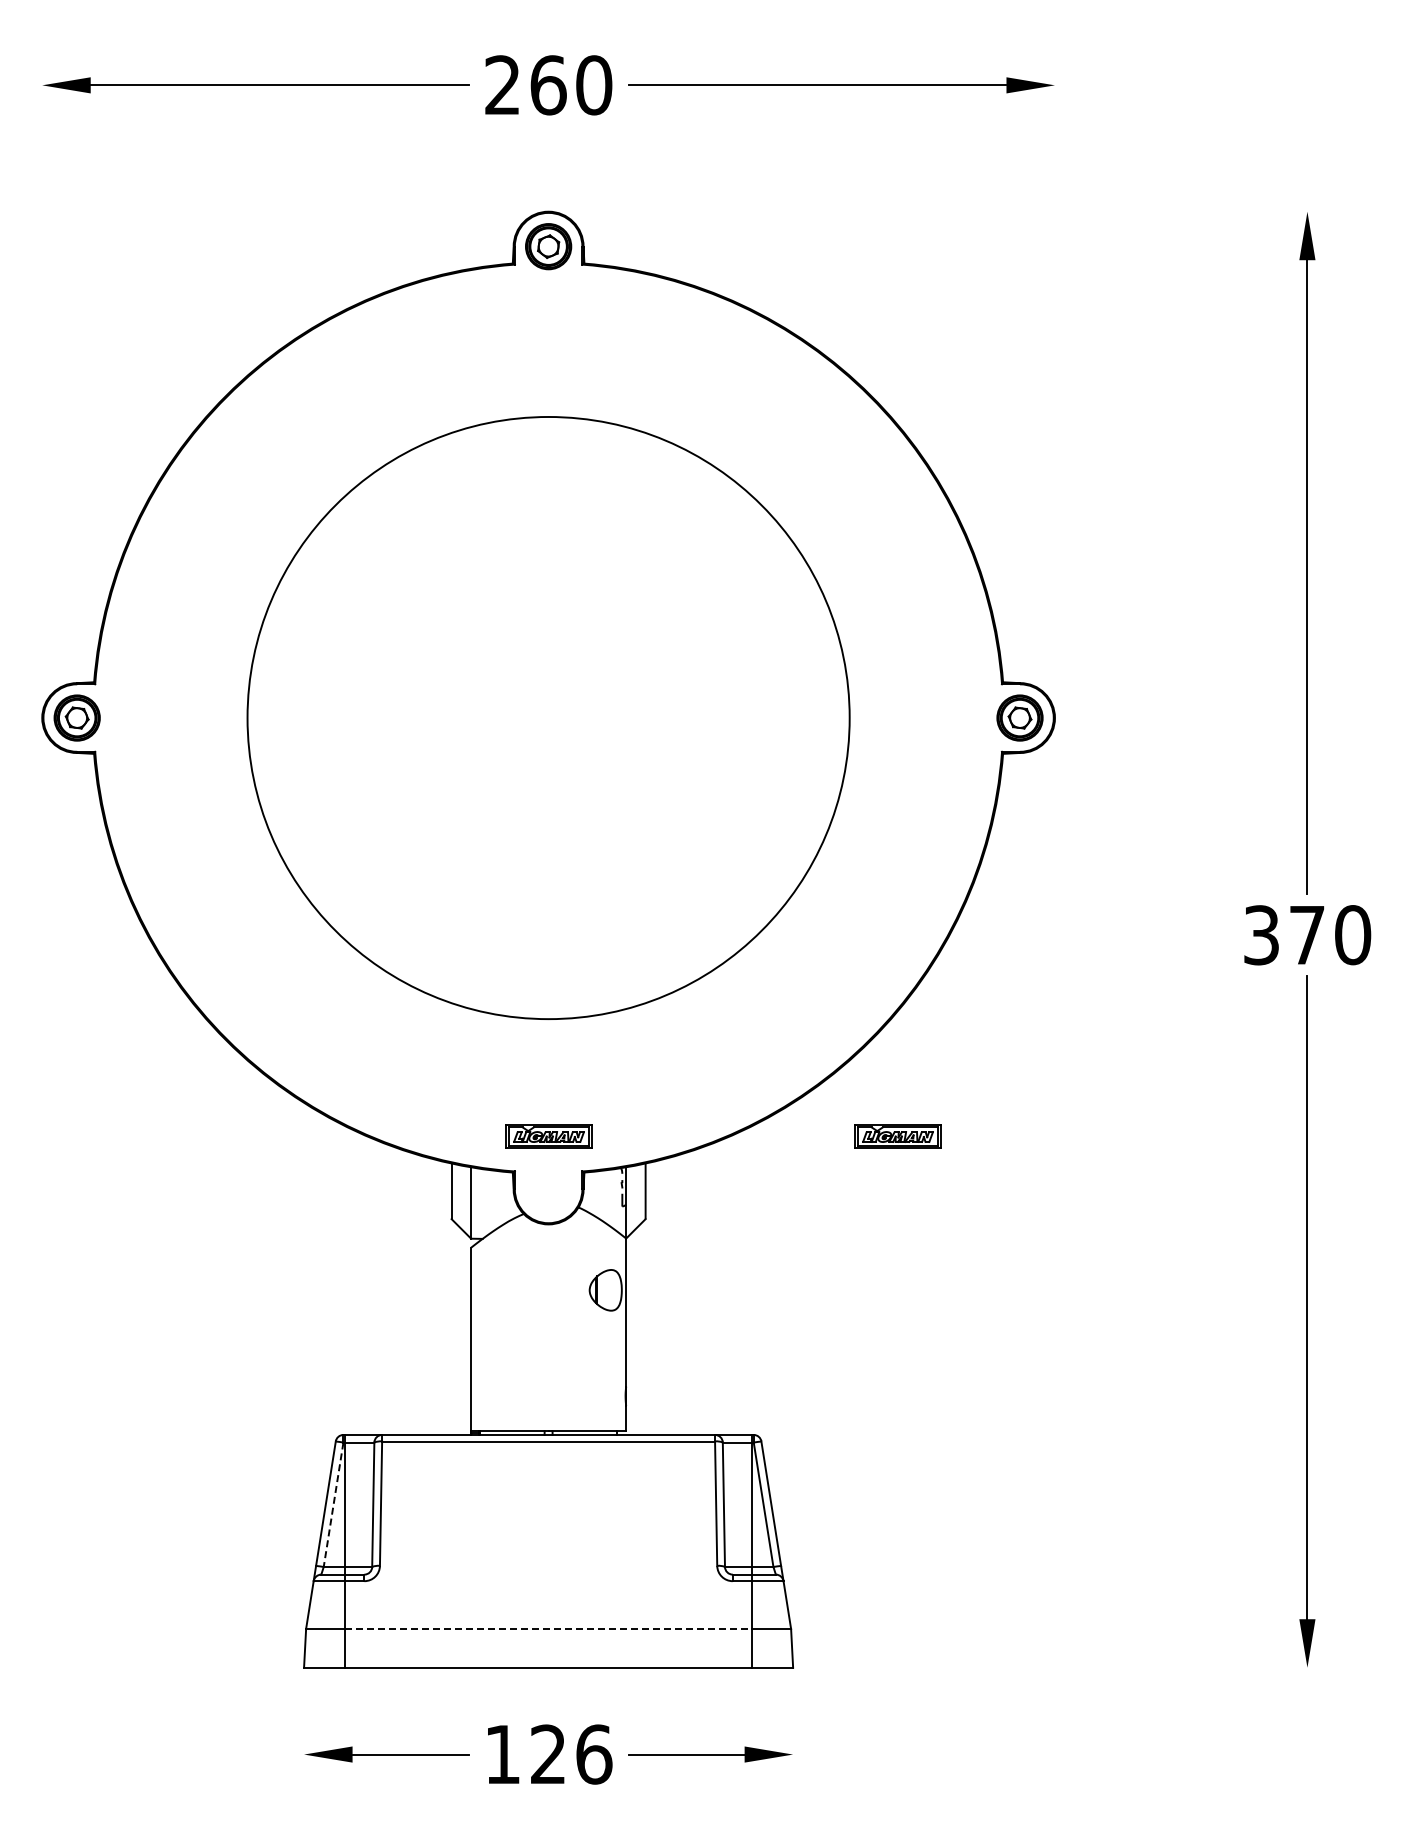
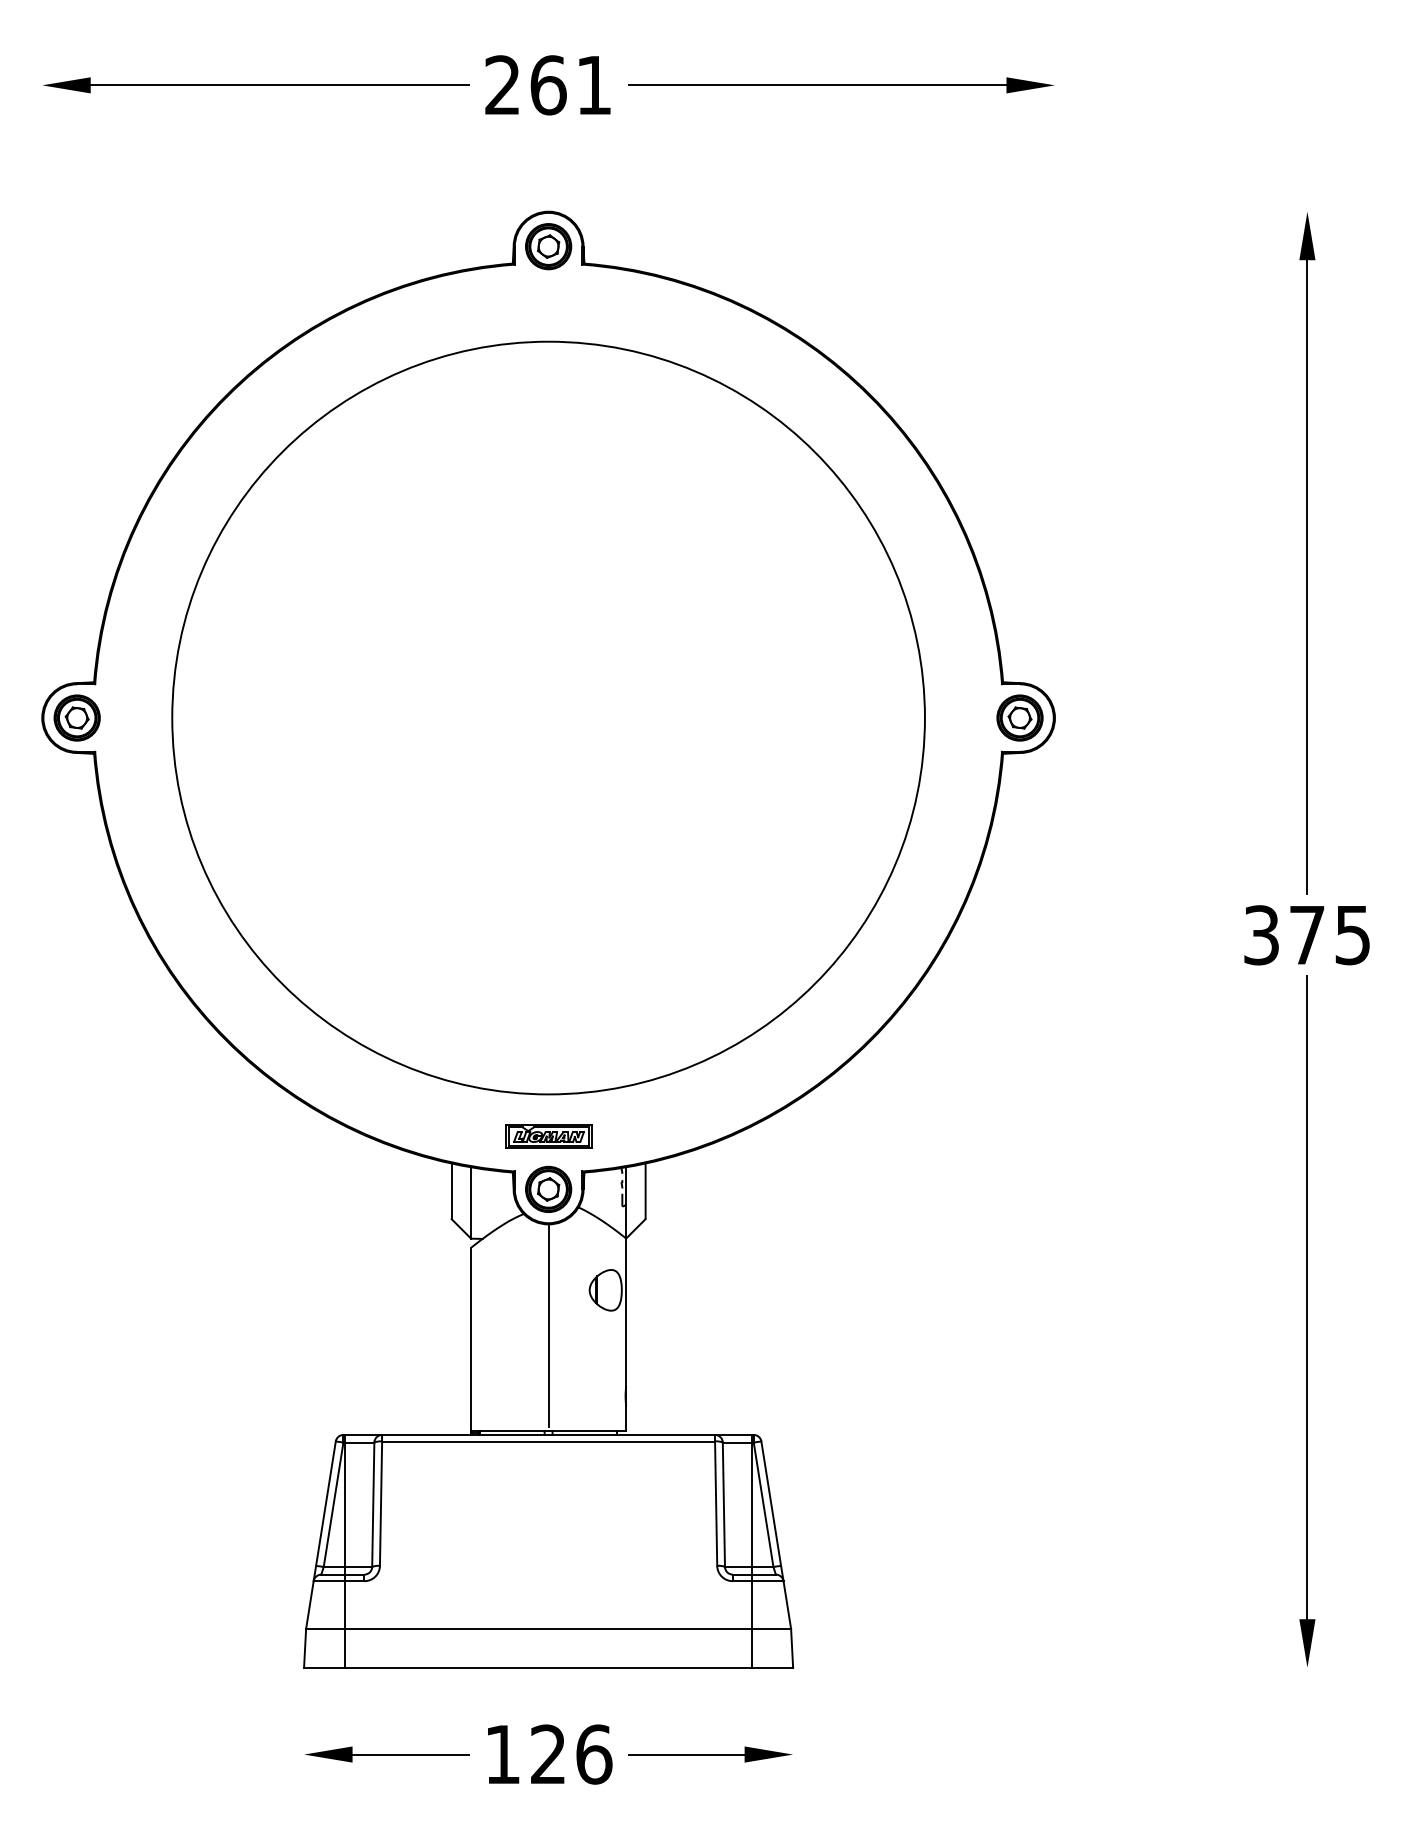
text: 260 -> 261 (594, 85)
circle diameter: 602 px -> 753 px (548, 717)
text: 370 -> 375 (1353, 935)
part: present -> none (897, 1136)
part: none -> present (548, 1188)
line: none -> present (548, 1325)
line: dashed -> solid (333, 1504)
line: dashed -> solid (548, 1628)
